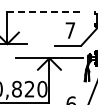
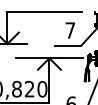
line: dashed -> solid (45, 11)
